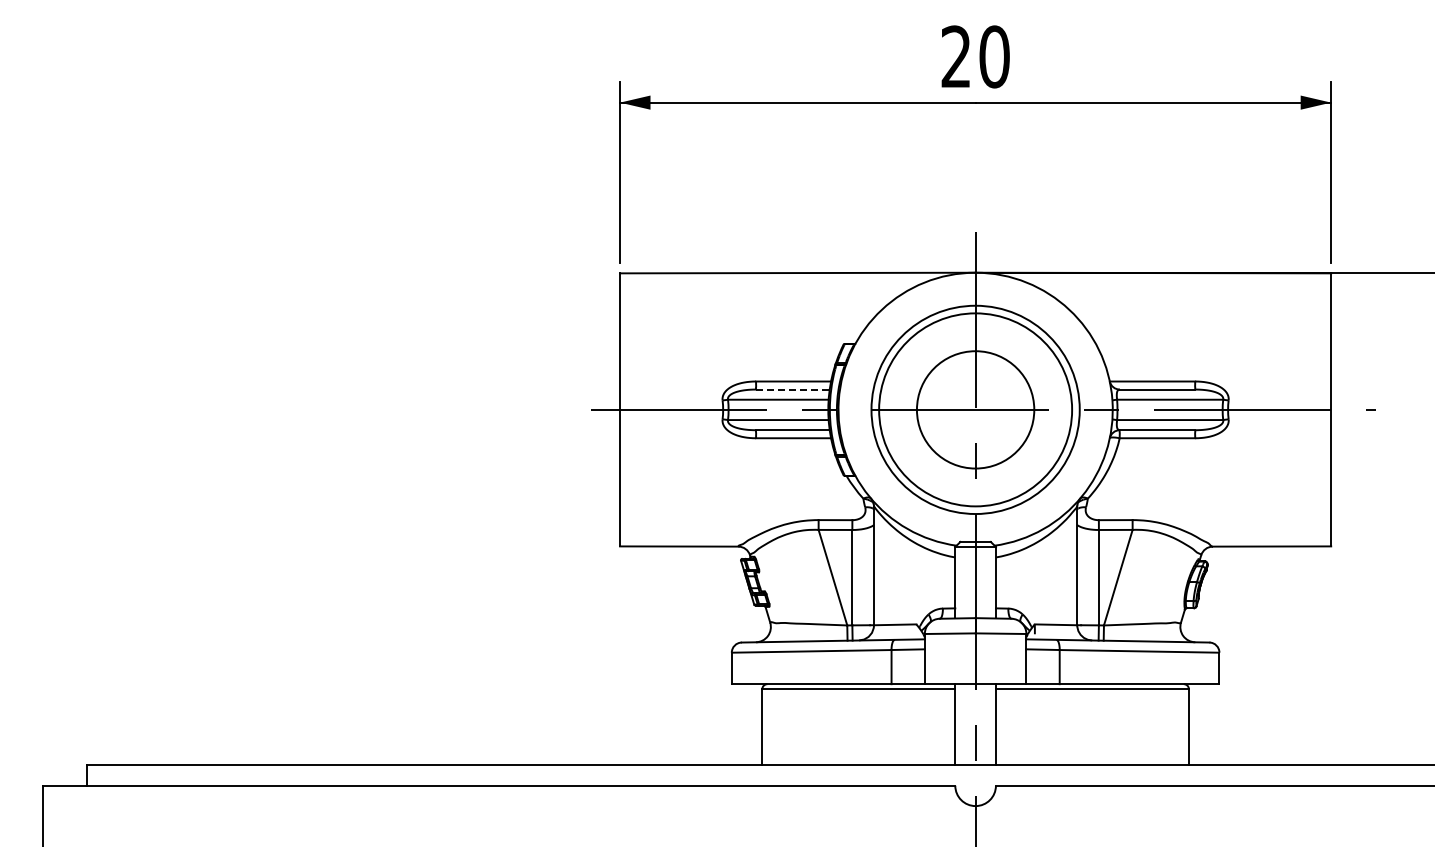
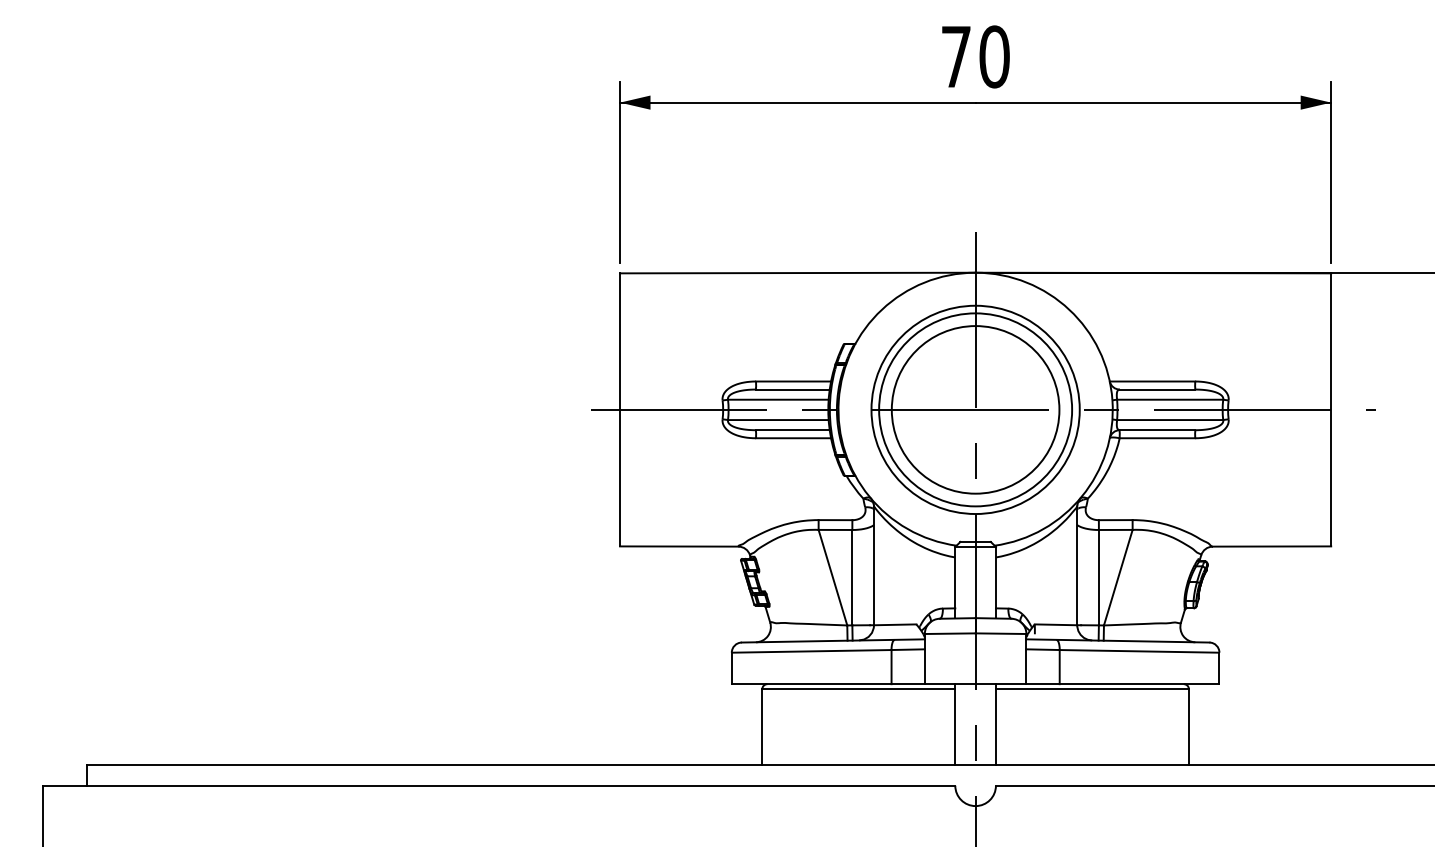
text: 20 -> 70 (955, 56)
line: dashed -> solid (792, 389)
circle diameter: 117 px -> 168 px (975, 409)
